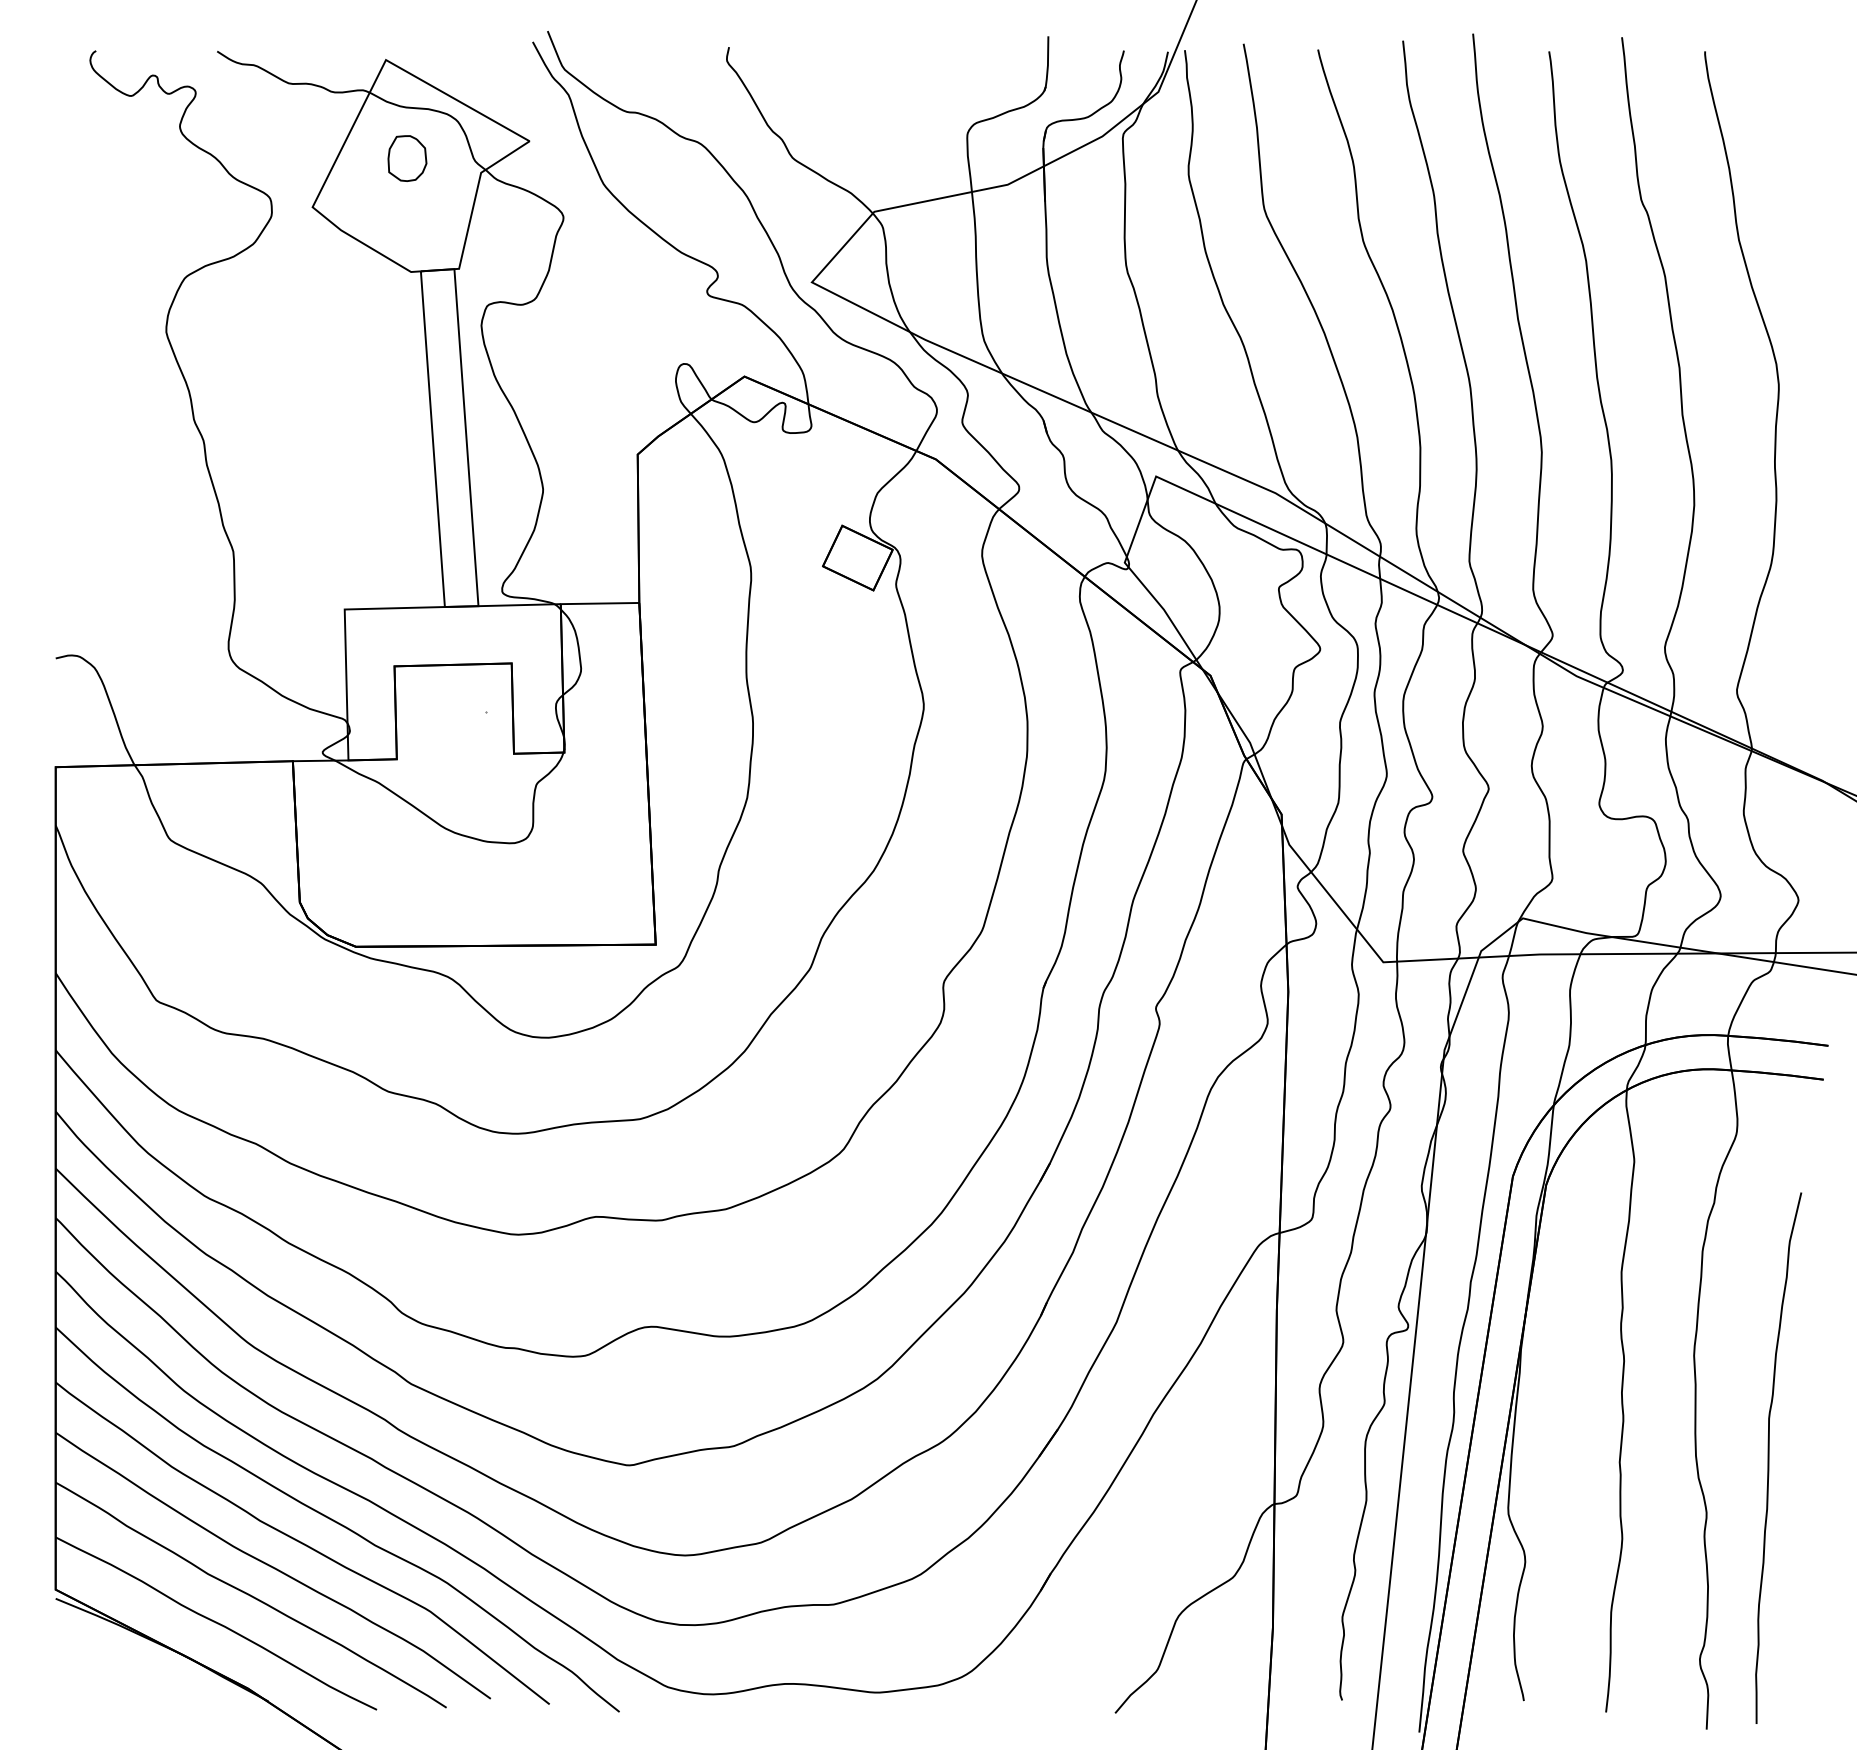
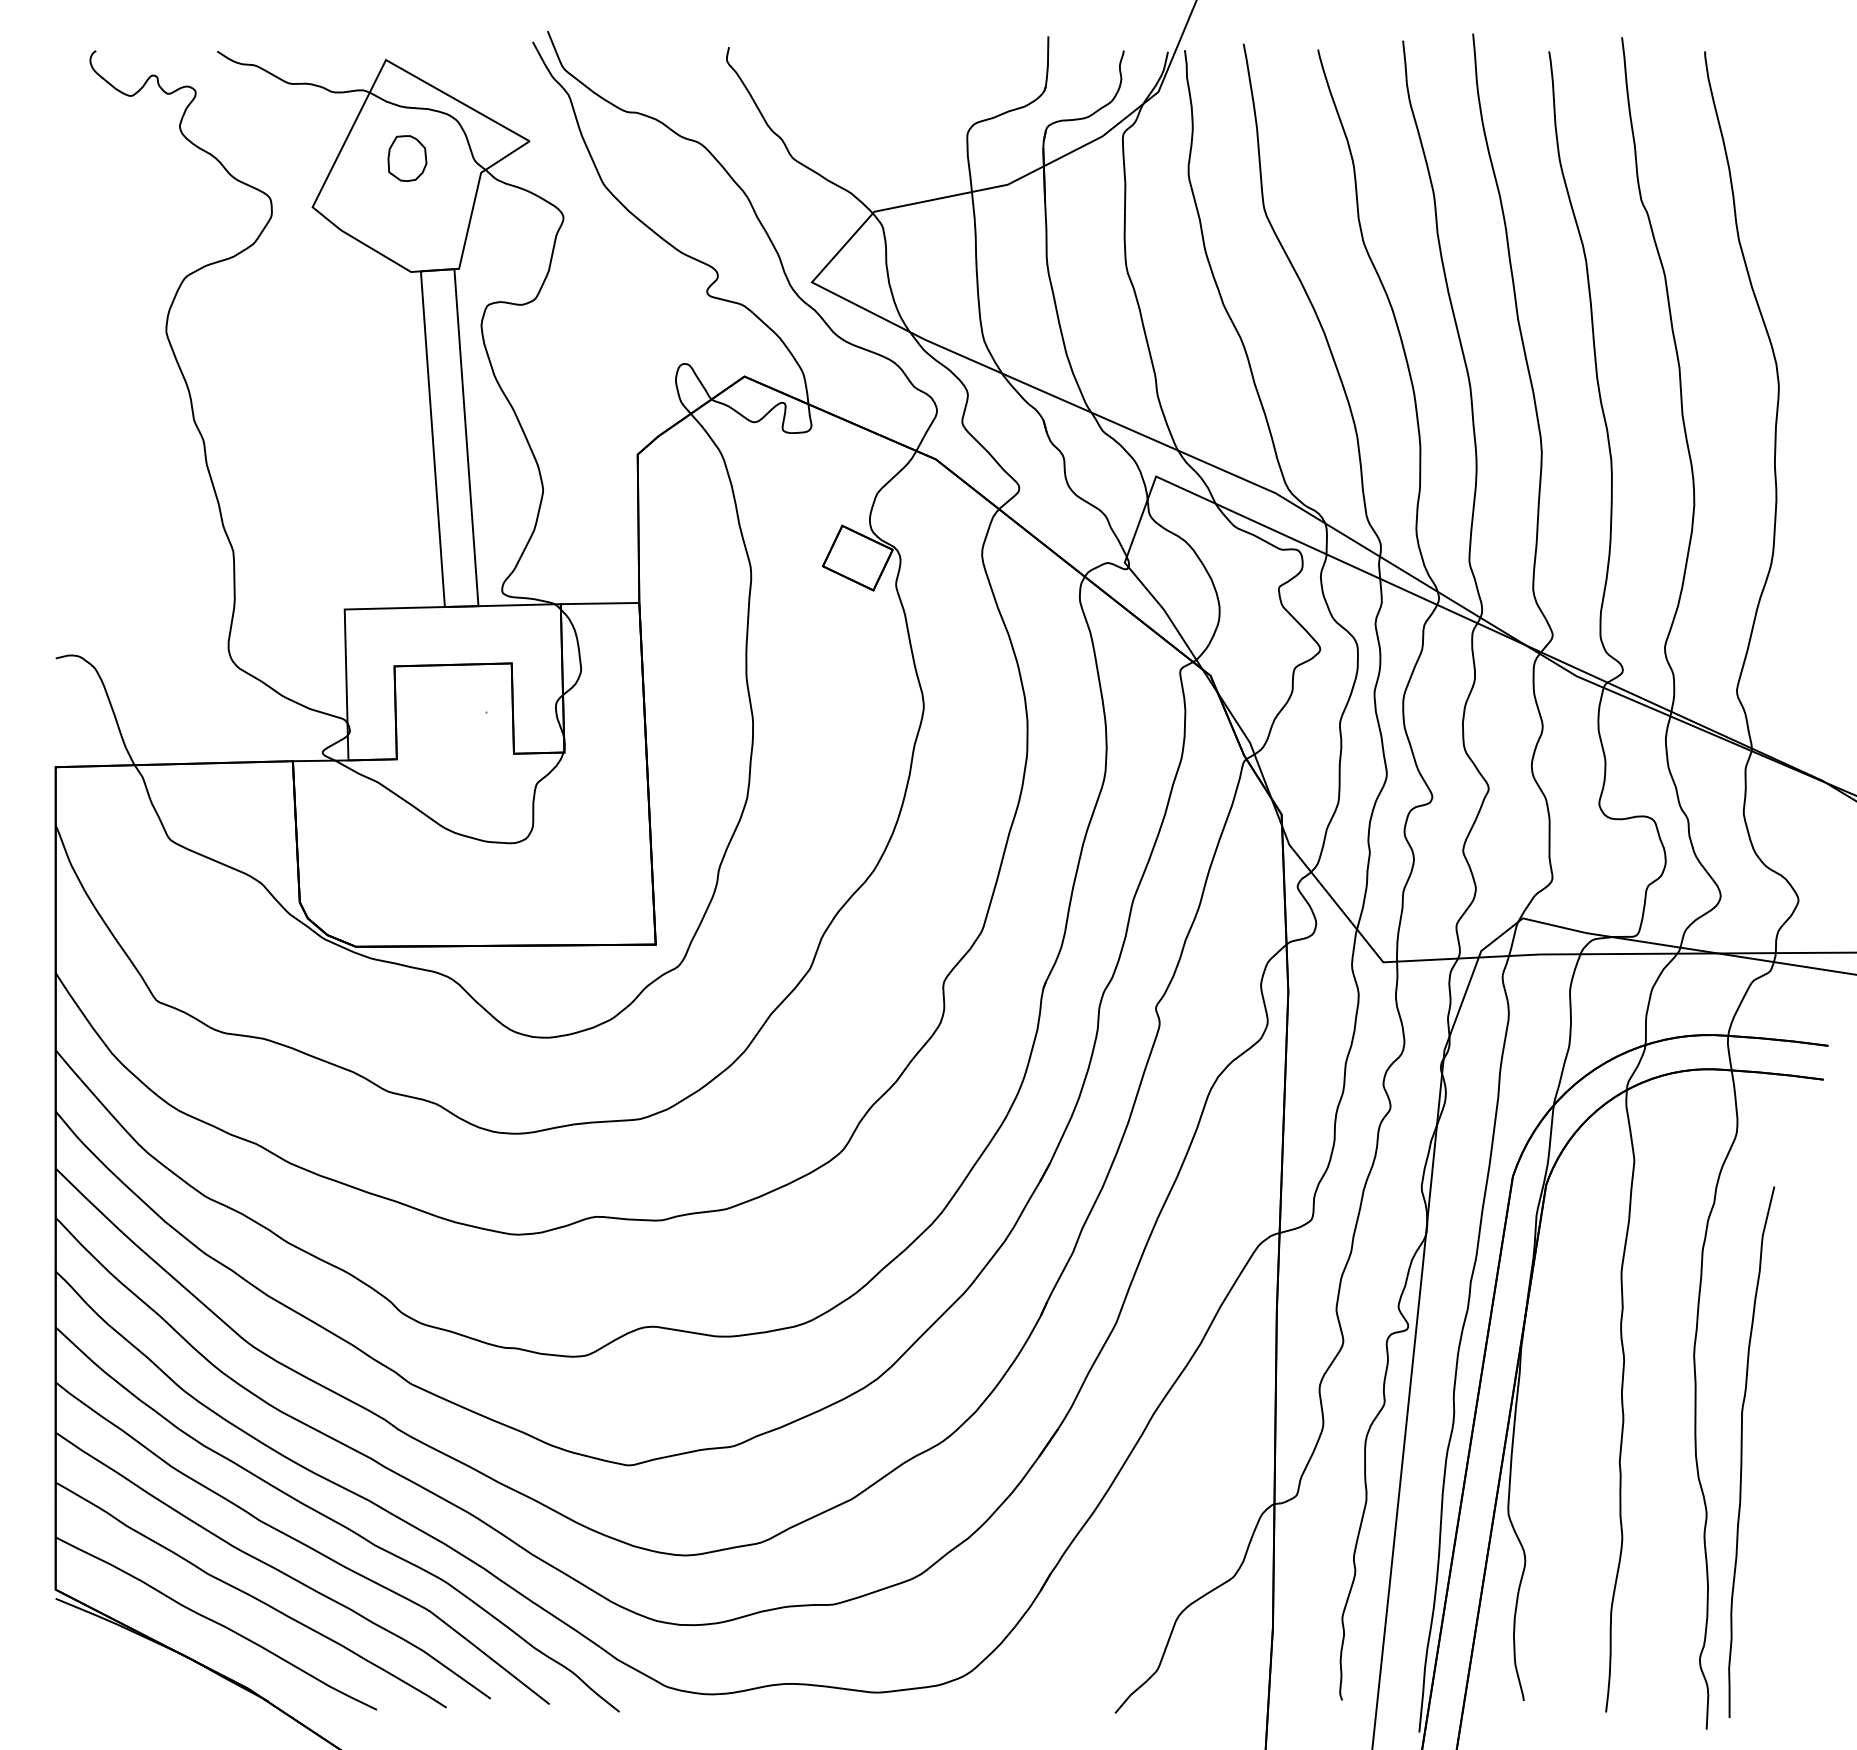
curve position: (1769, 1457) -> (1742, 1451) (1742, 1451)
